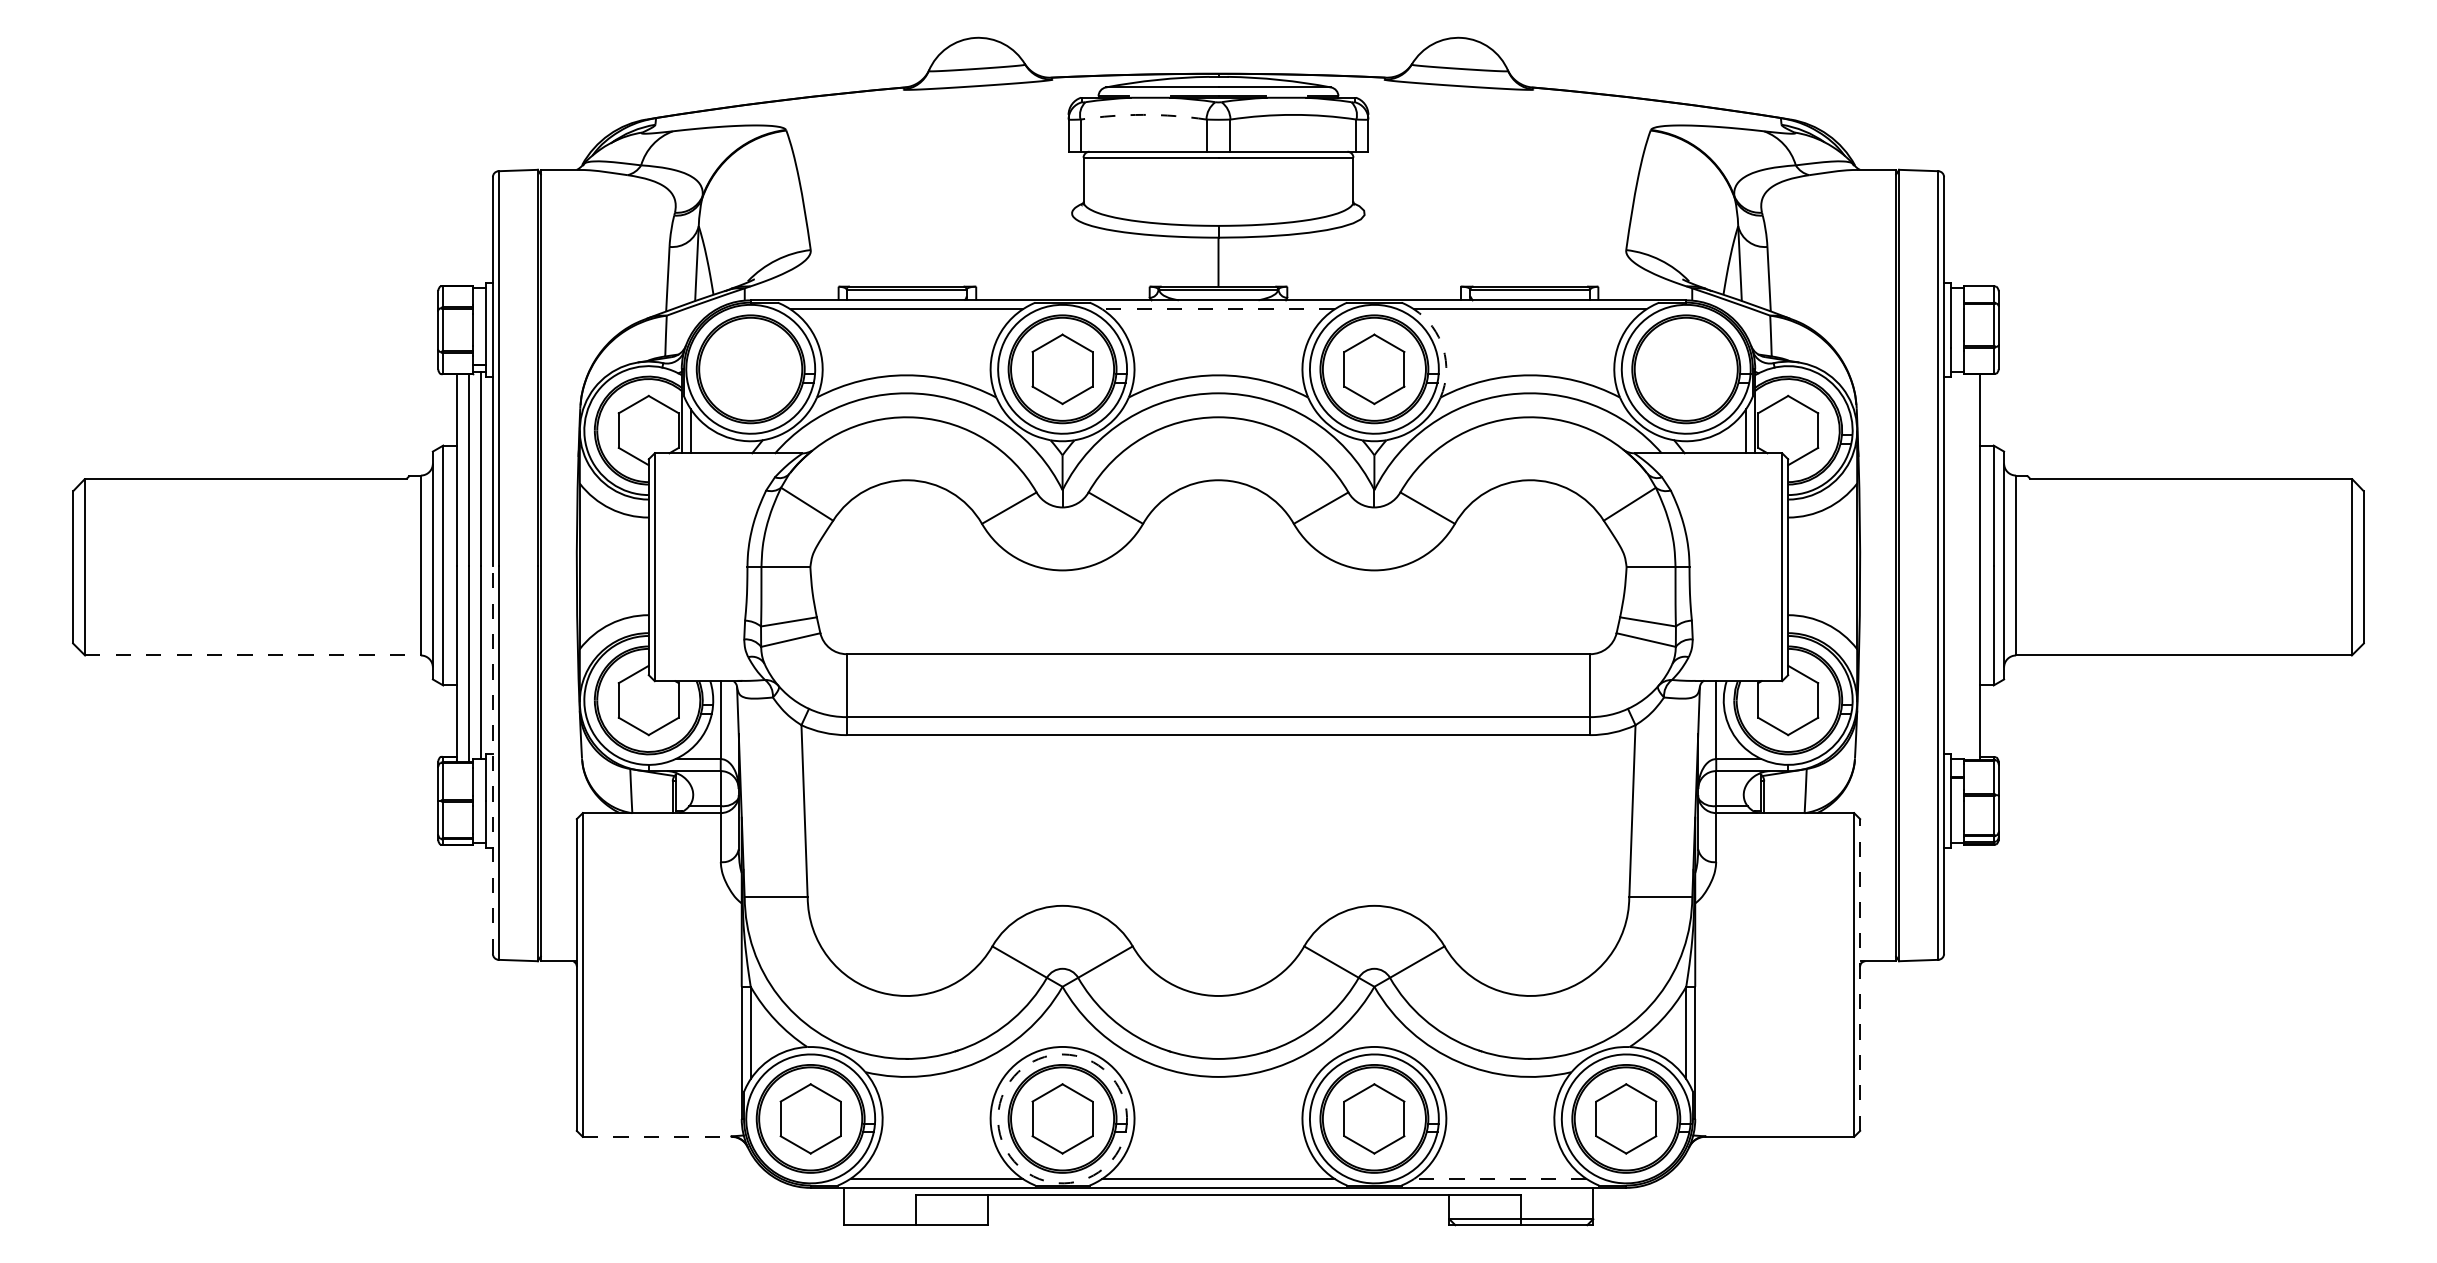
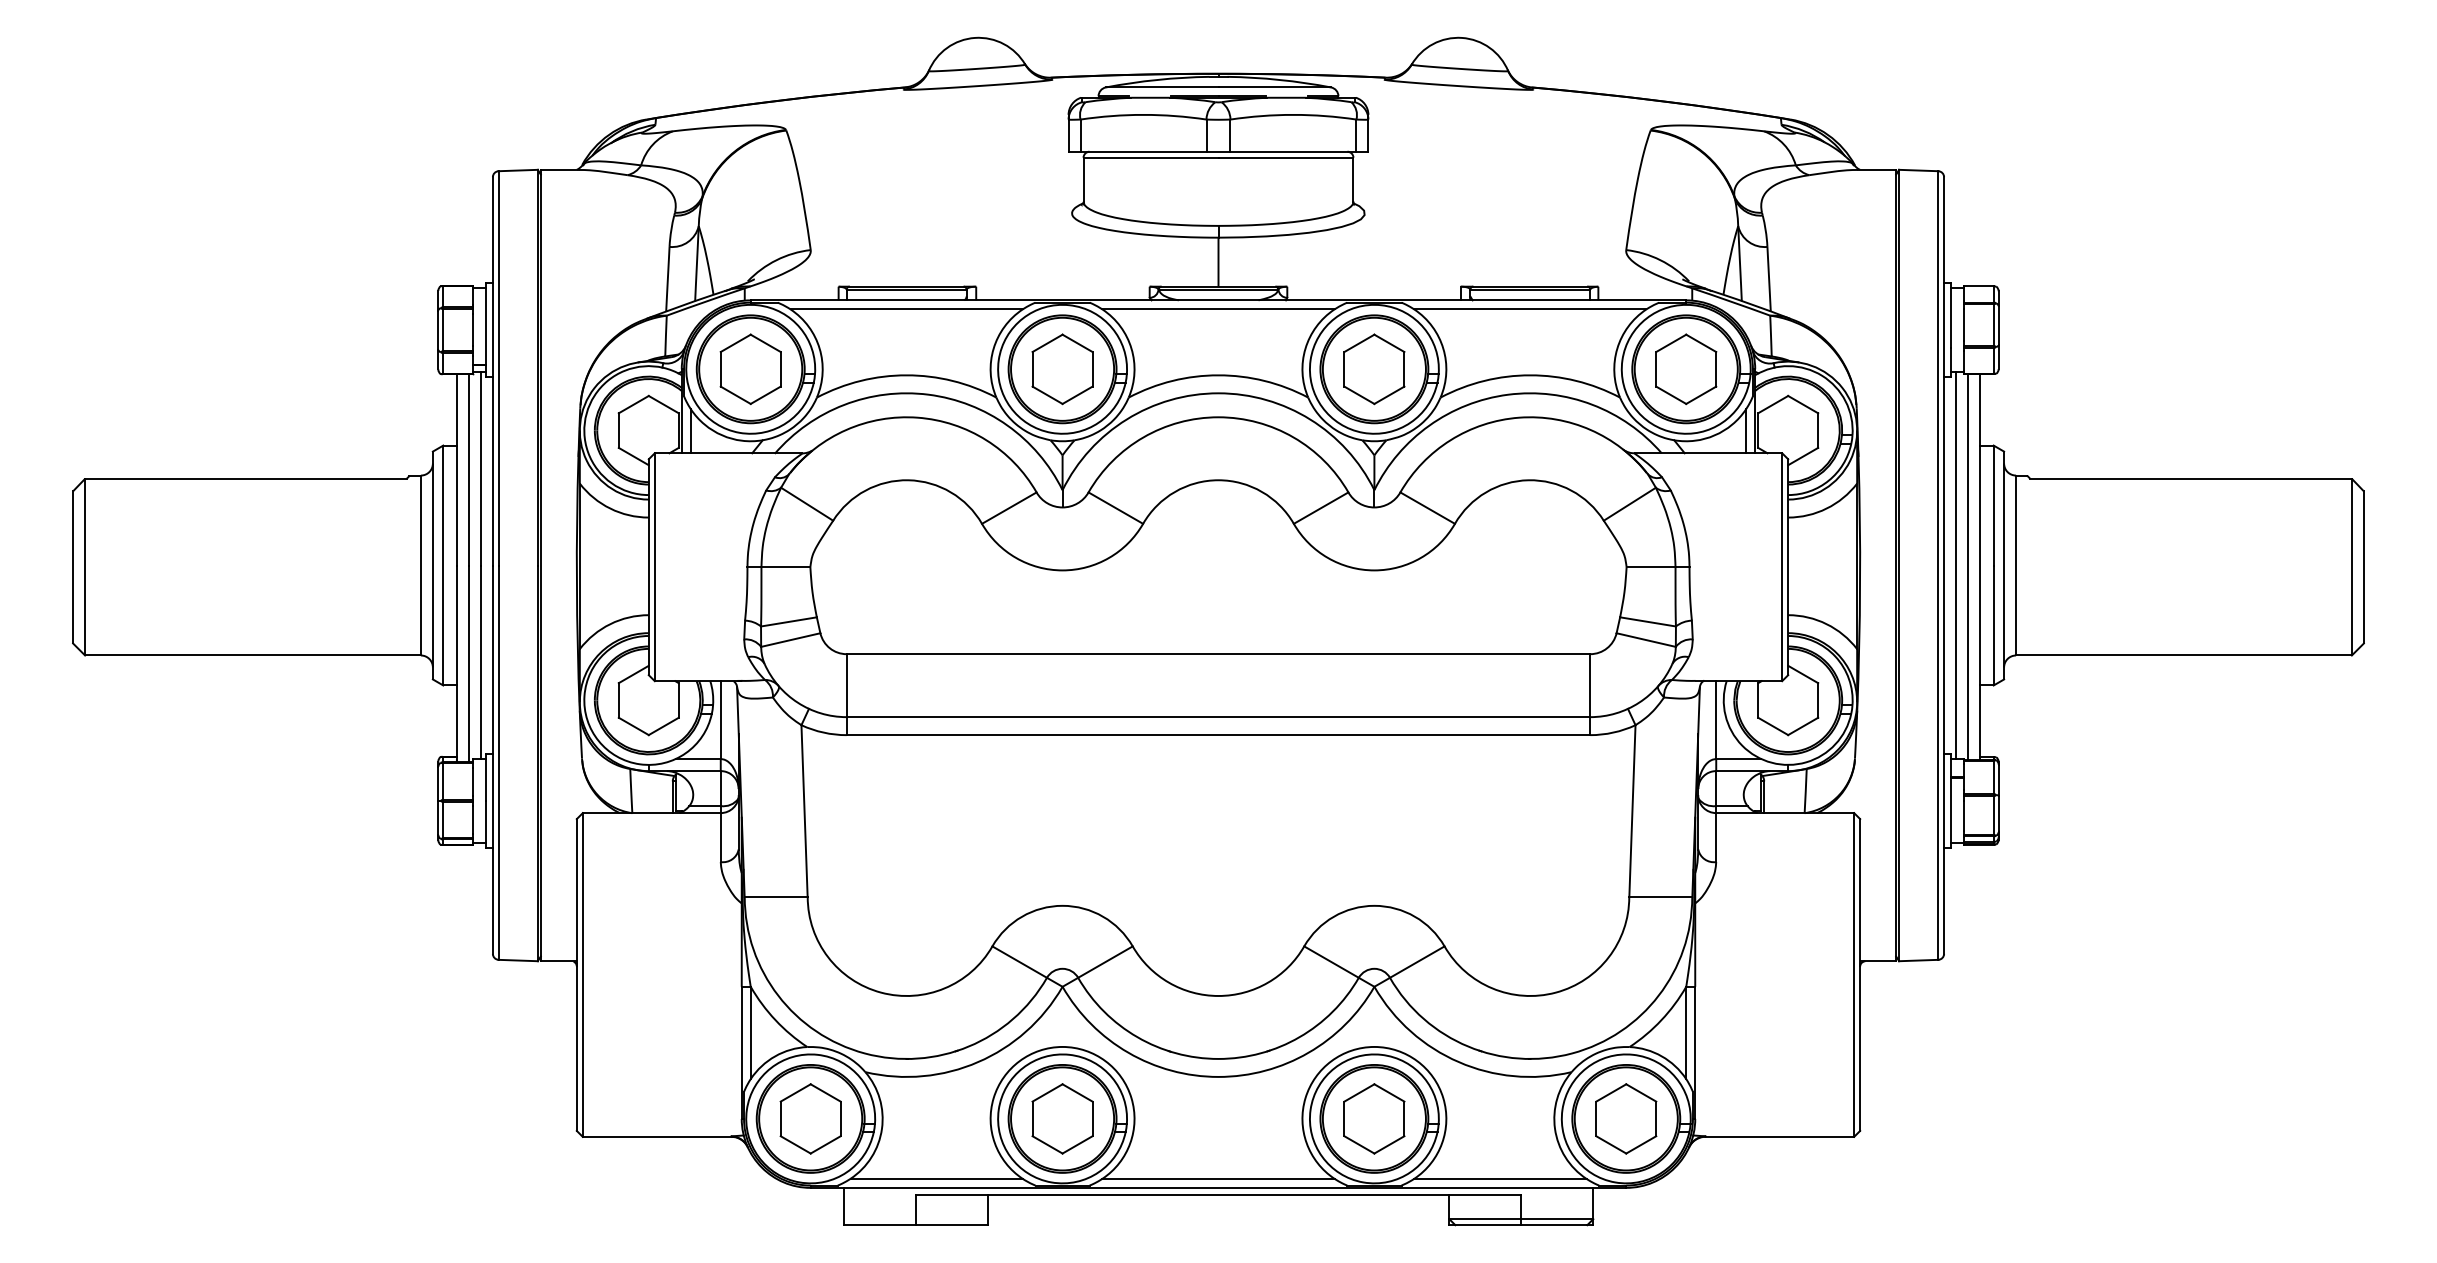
arc: dashed -> solid (1143, 114)
line: dashed -> solid (1218, 309)
arc: dashed -> solid (1443, 348)
part: none -> present (750, 368)
part: none -> present (1686, 368)
line: none -> present (1956, 565)
line: none -> present (1968, 566)
line: dashed -> solid (253, 655)
line: dashed -> solid (492, 759)
line: dashed -> solid (1860, 975)
arc: dashed -> solid (998, 1109)
line: dashed -> solid (657, 1136)
line: dashed -> solid (1499, 1178)
